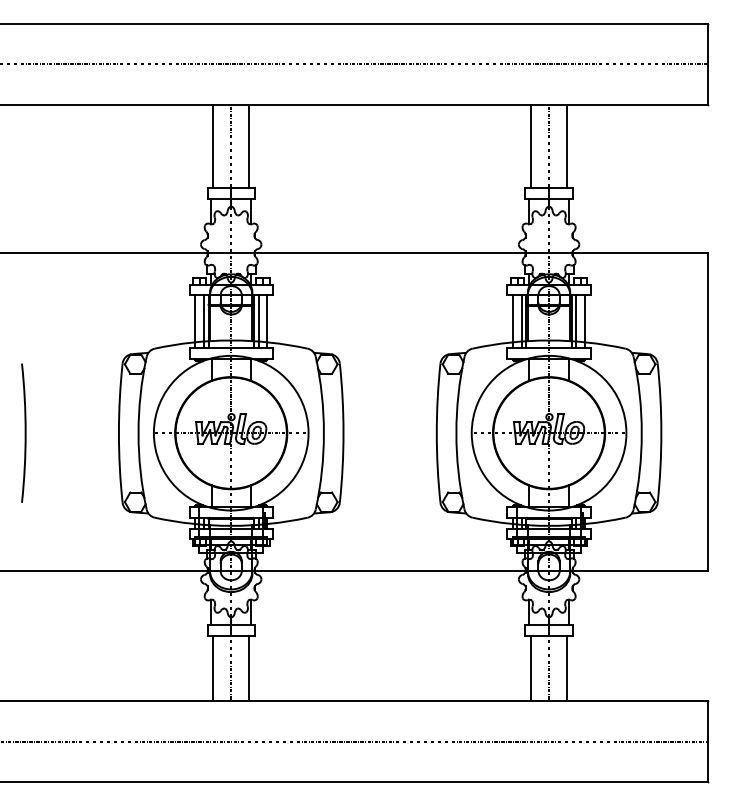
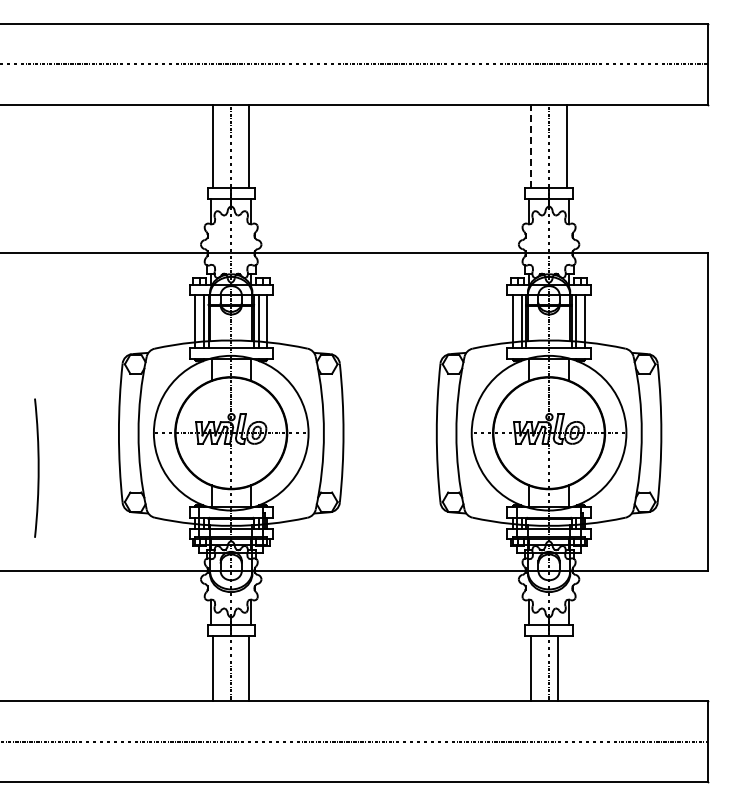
line: solid -> dashed (531, 146)
arc position: (24, 432) -> (37, 467) (37, 467)
line position: (566, 668) -> (557, 668) (557, 668)
